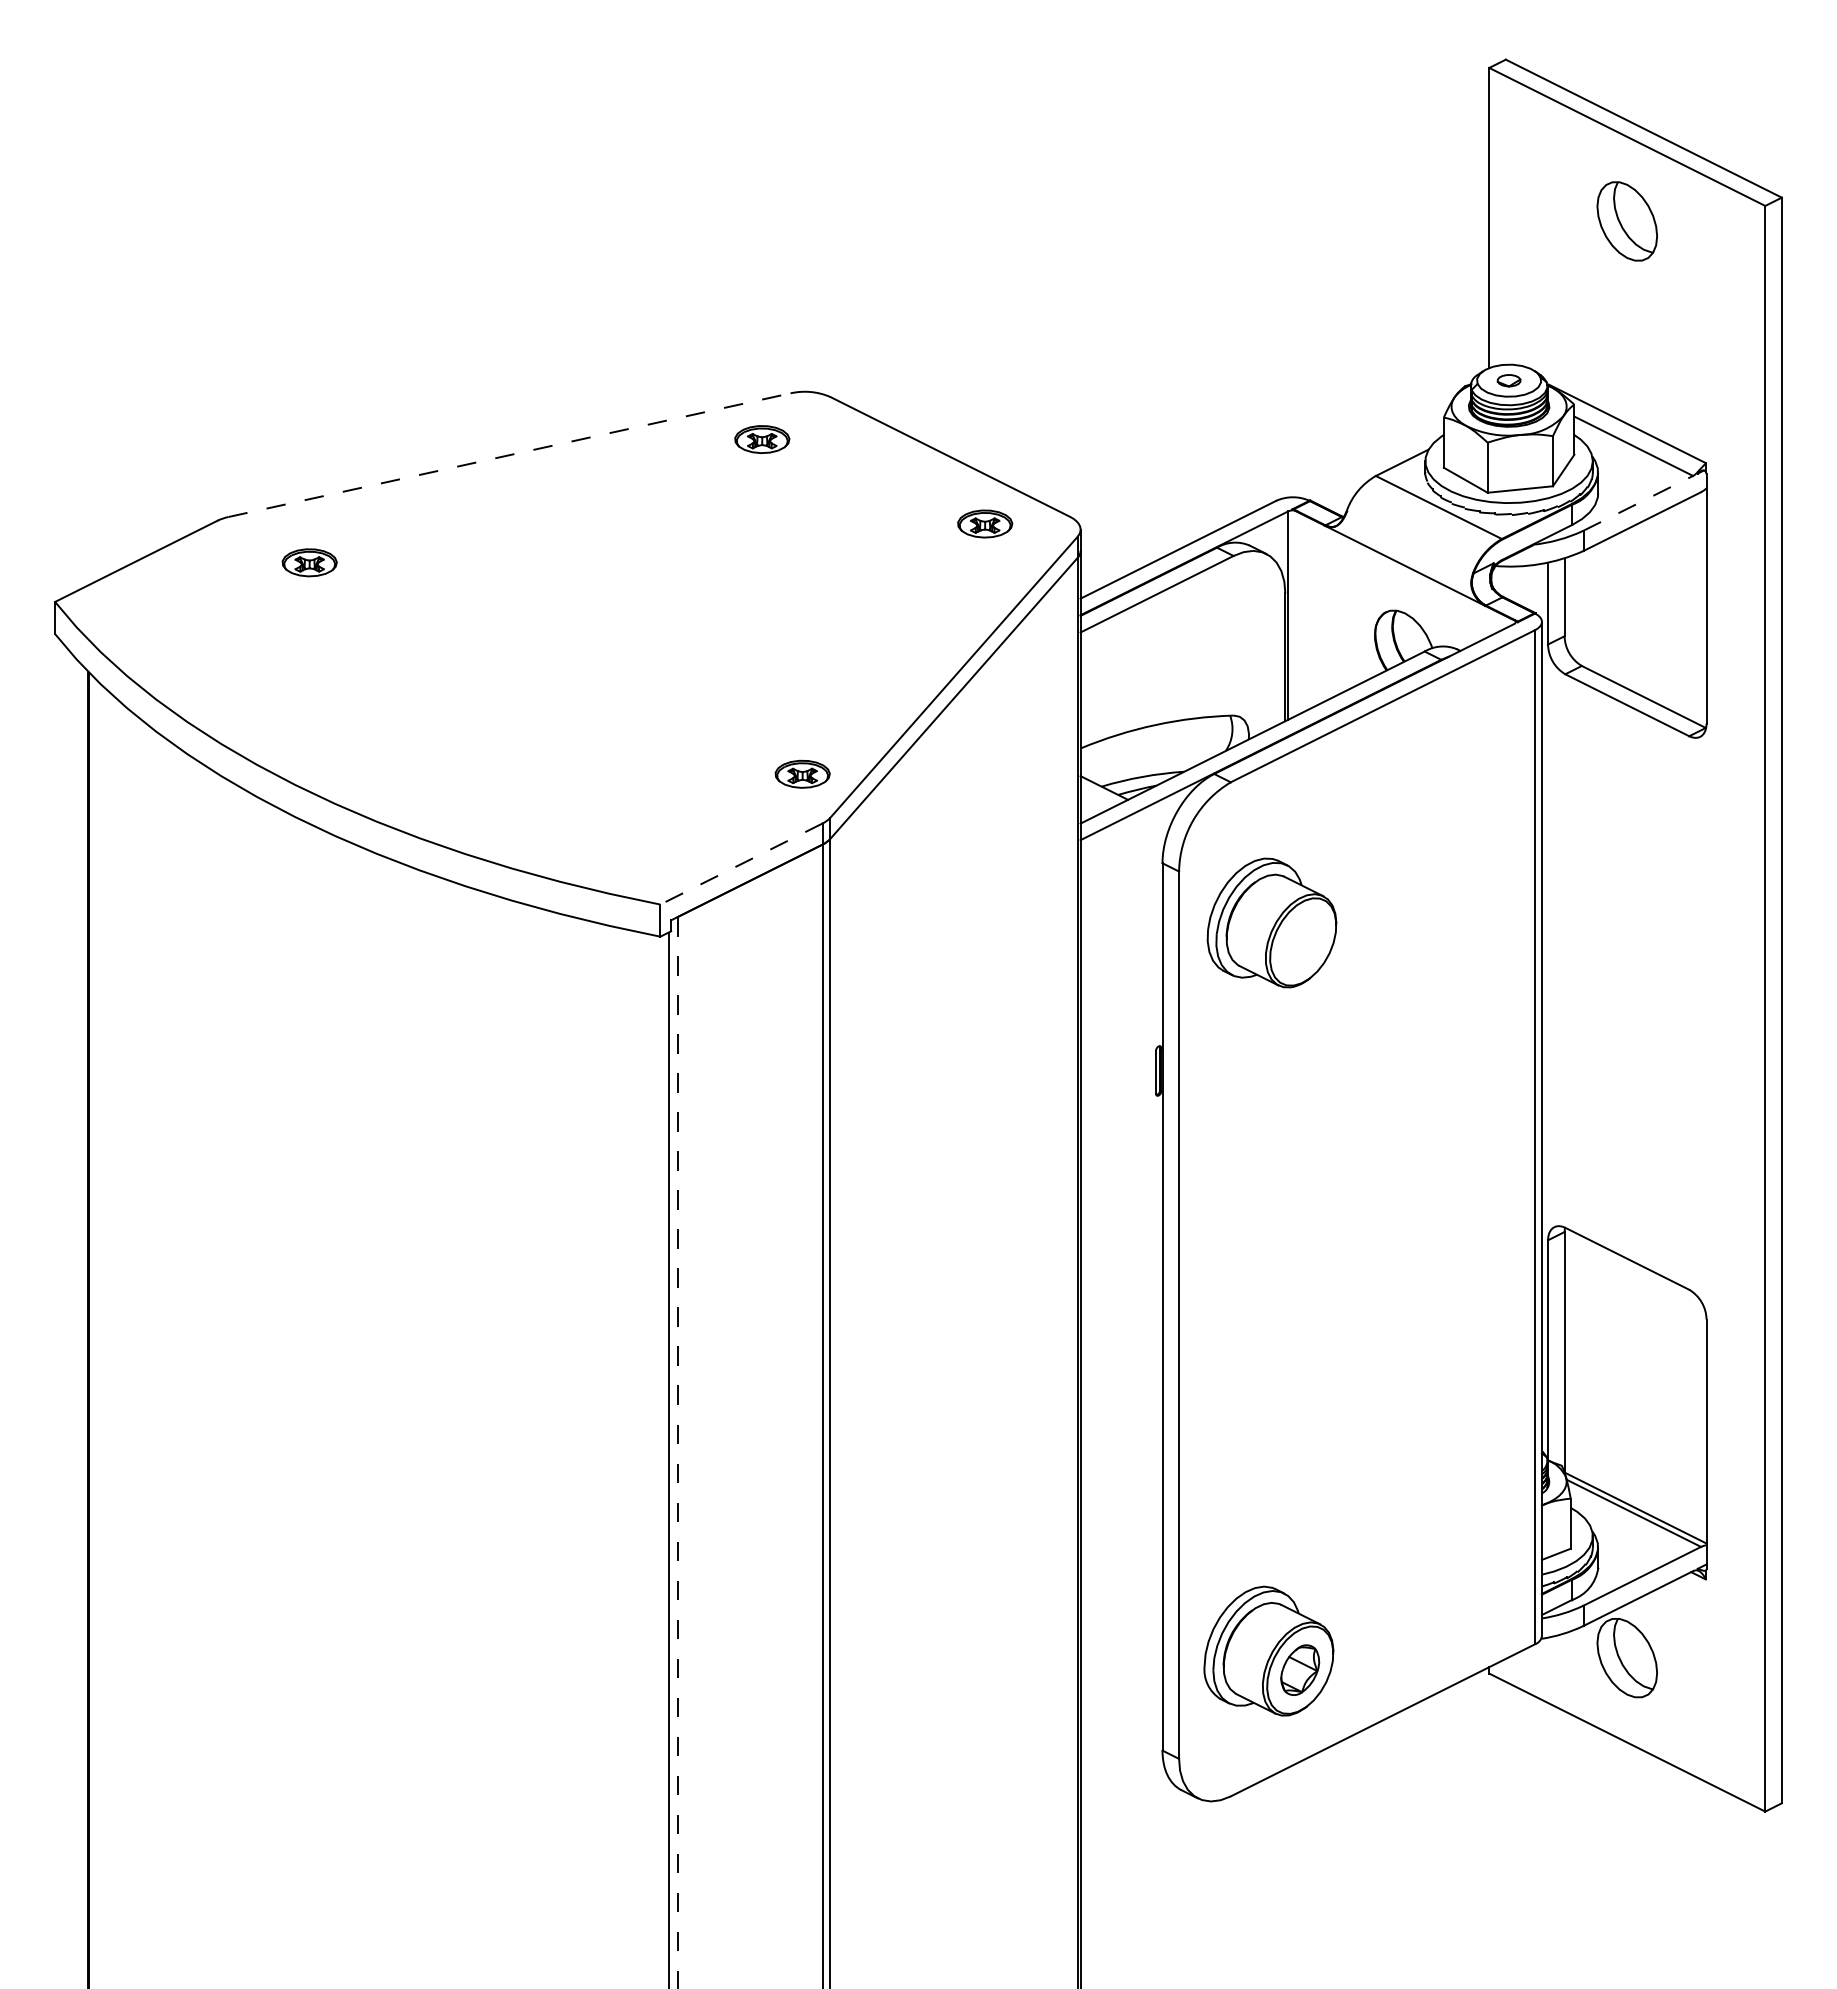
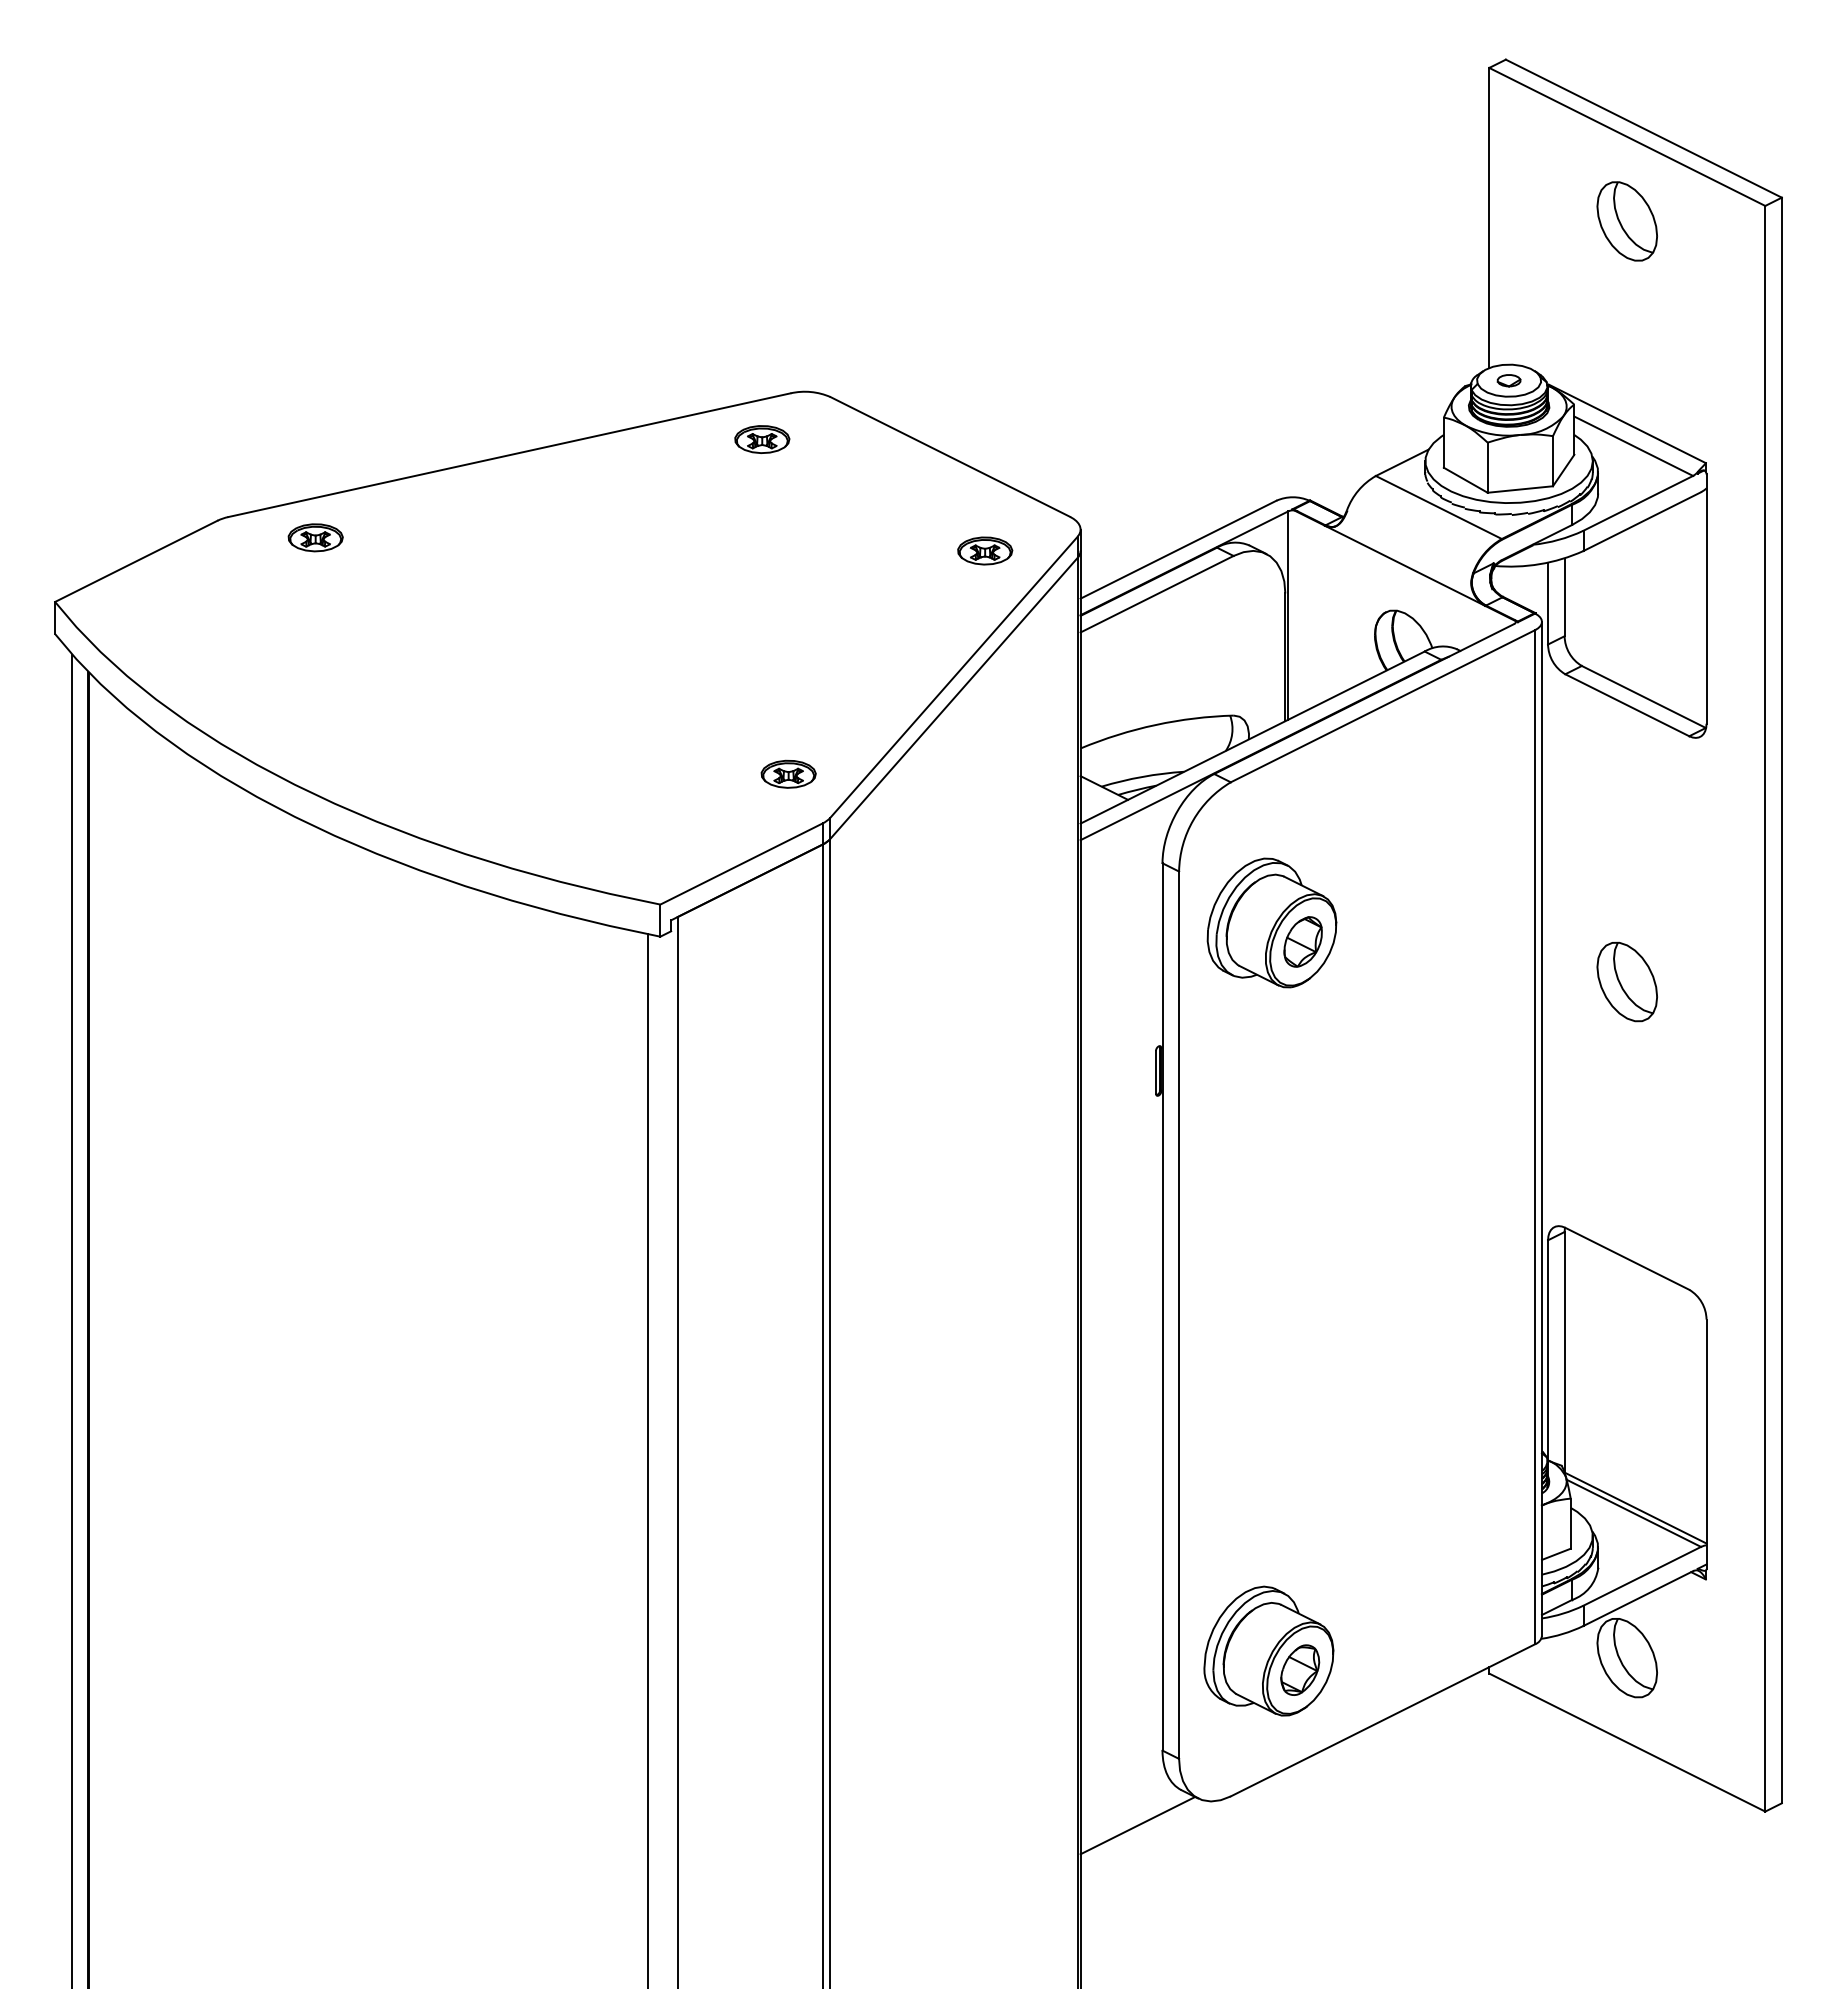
line: dashed -> solid (509, 455)
line: dashed -> solid (1638, 503)
part position: (985, 523) -> (985, 550) (985, 550)
part position: (309, 562) -> (315, 537) (315, 537)
part position: (802, 773) -> (788, 773) (788, 773)
line: dashed -> solid (741, 864)
part: none -> present (1302, 941)
part: none -> present (1626, 981)
line: none -> present (72, 1319)
line: dashed -> solid (677, 1452)
line position: (668, 1459) -> (647, 1459) (647, 1459)
line: none -> present (1137, 1825)
